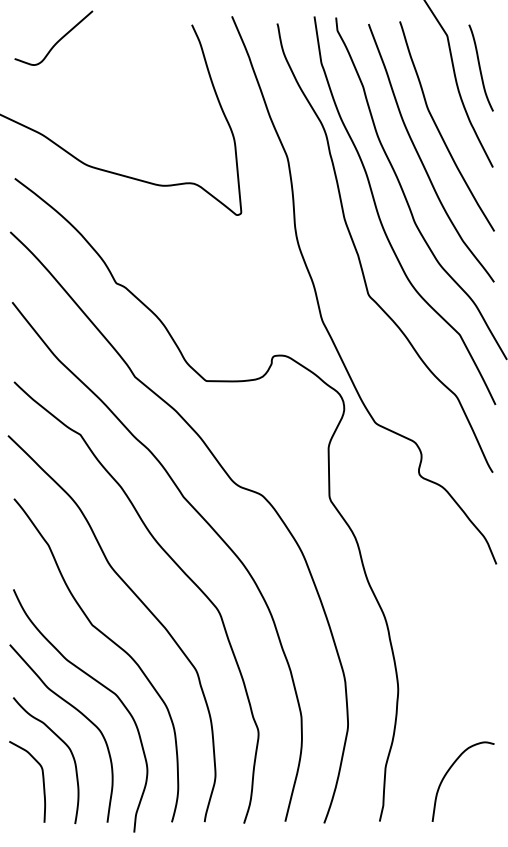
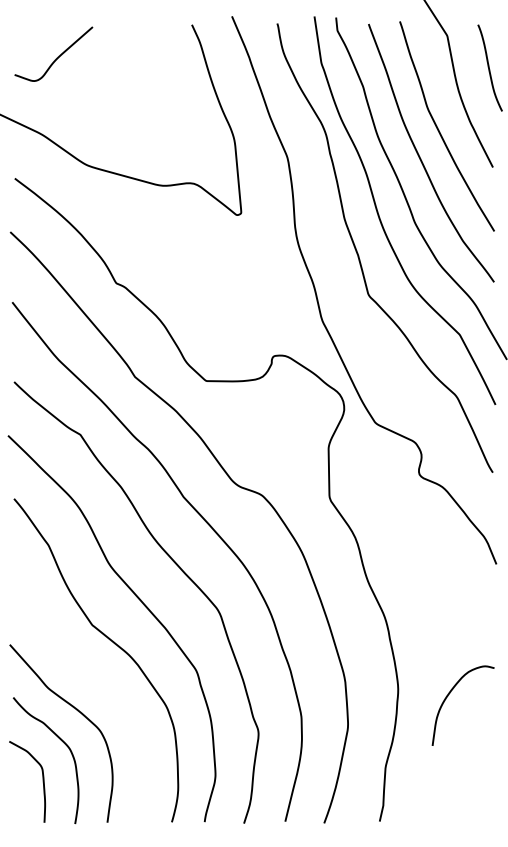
curve position: (57, 40) -> (57, 56) (57, 56)
curve position: (480, 67) -> (489, 67) (489, 67)
curve: present -> none (99, 684)
curve position: (448, 772) -> (448, 696) (448, 696)
